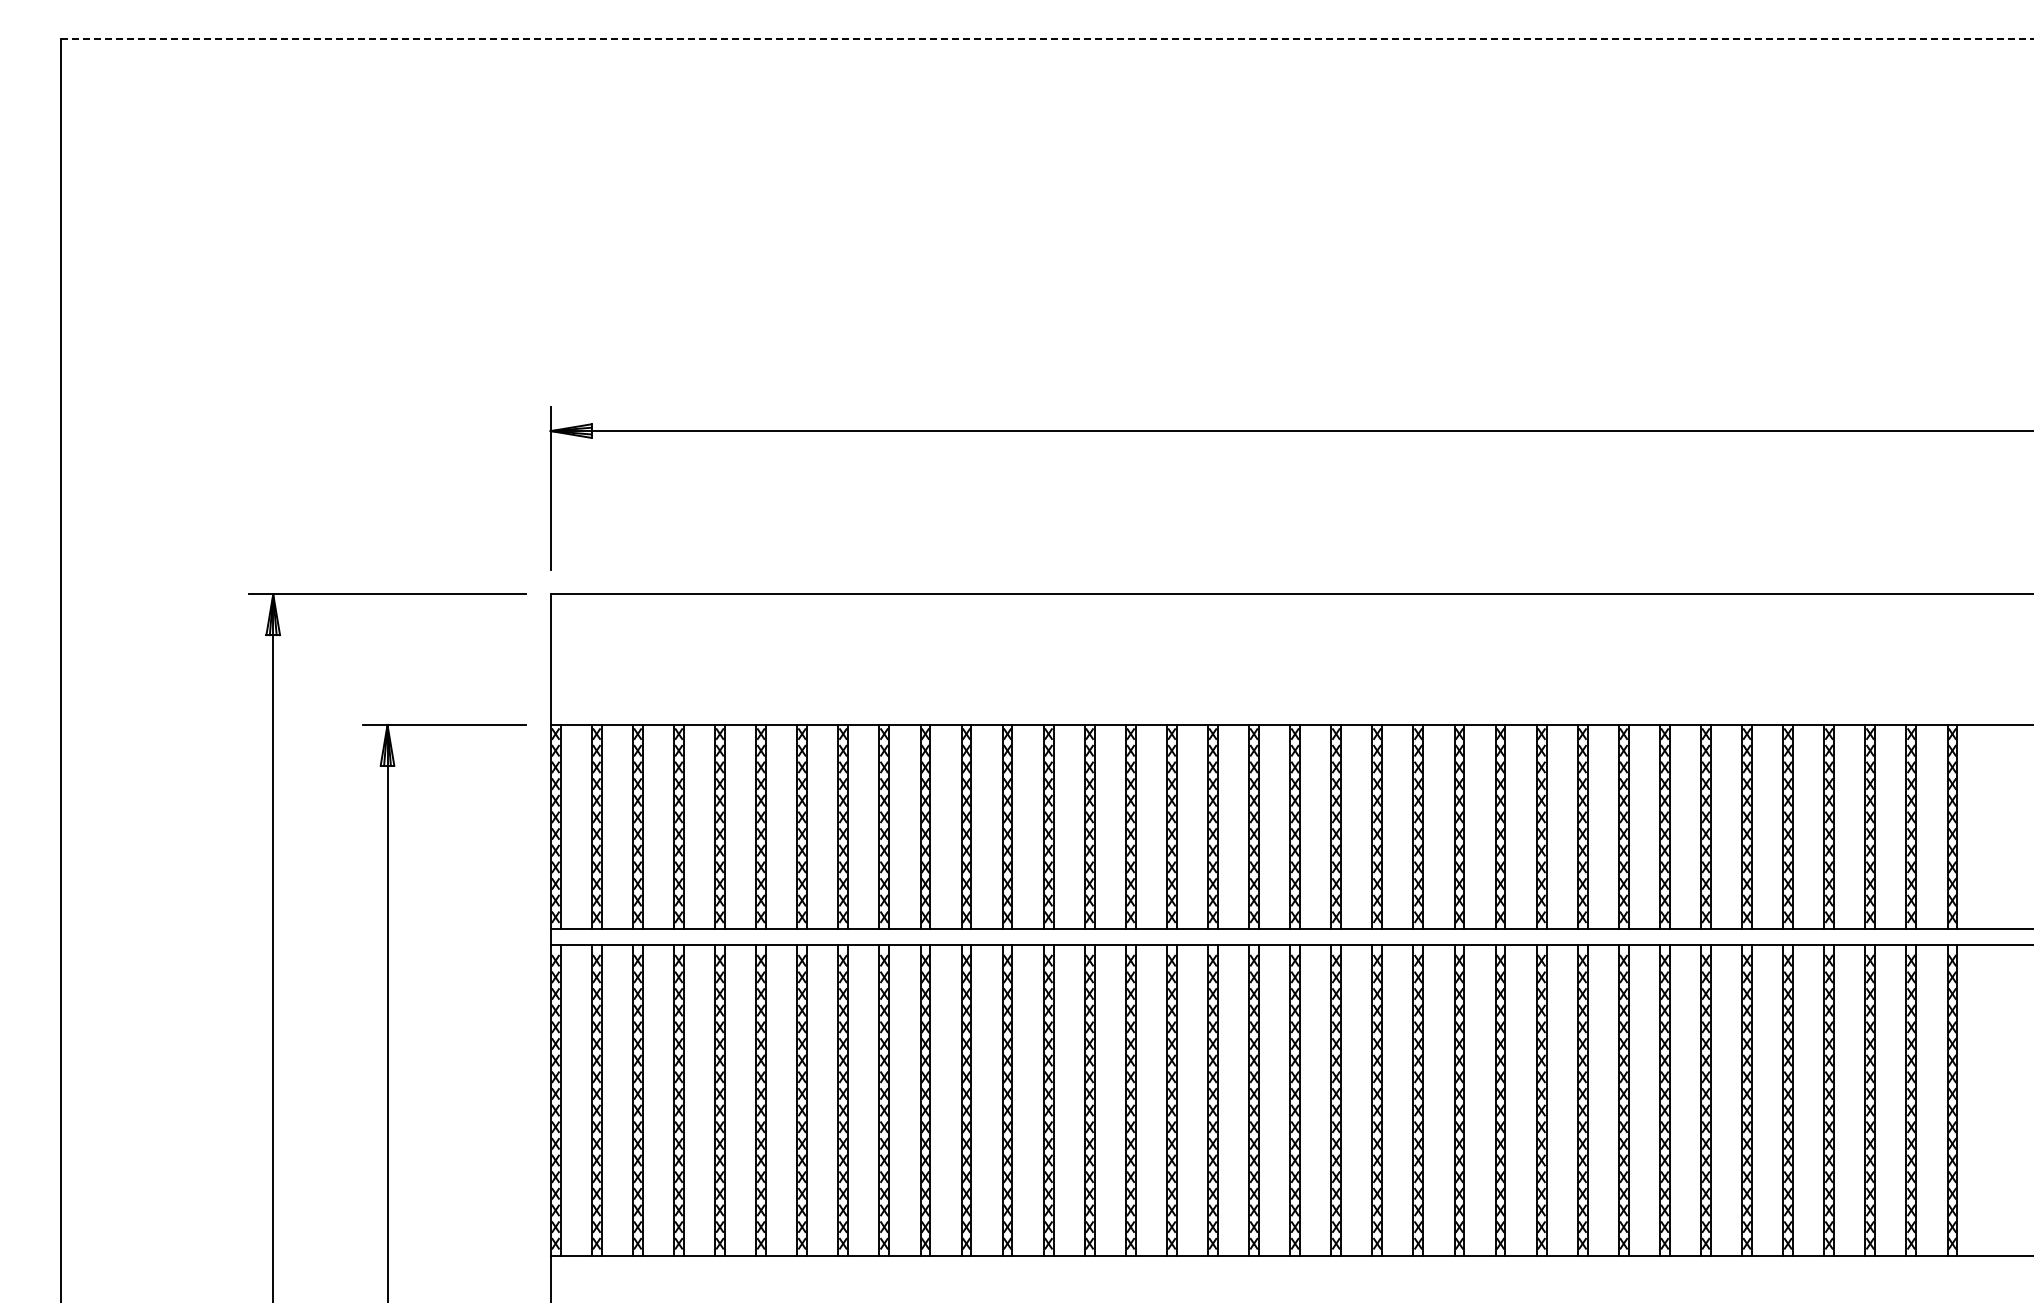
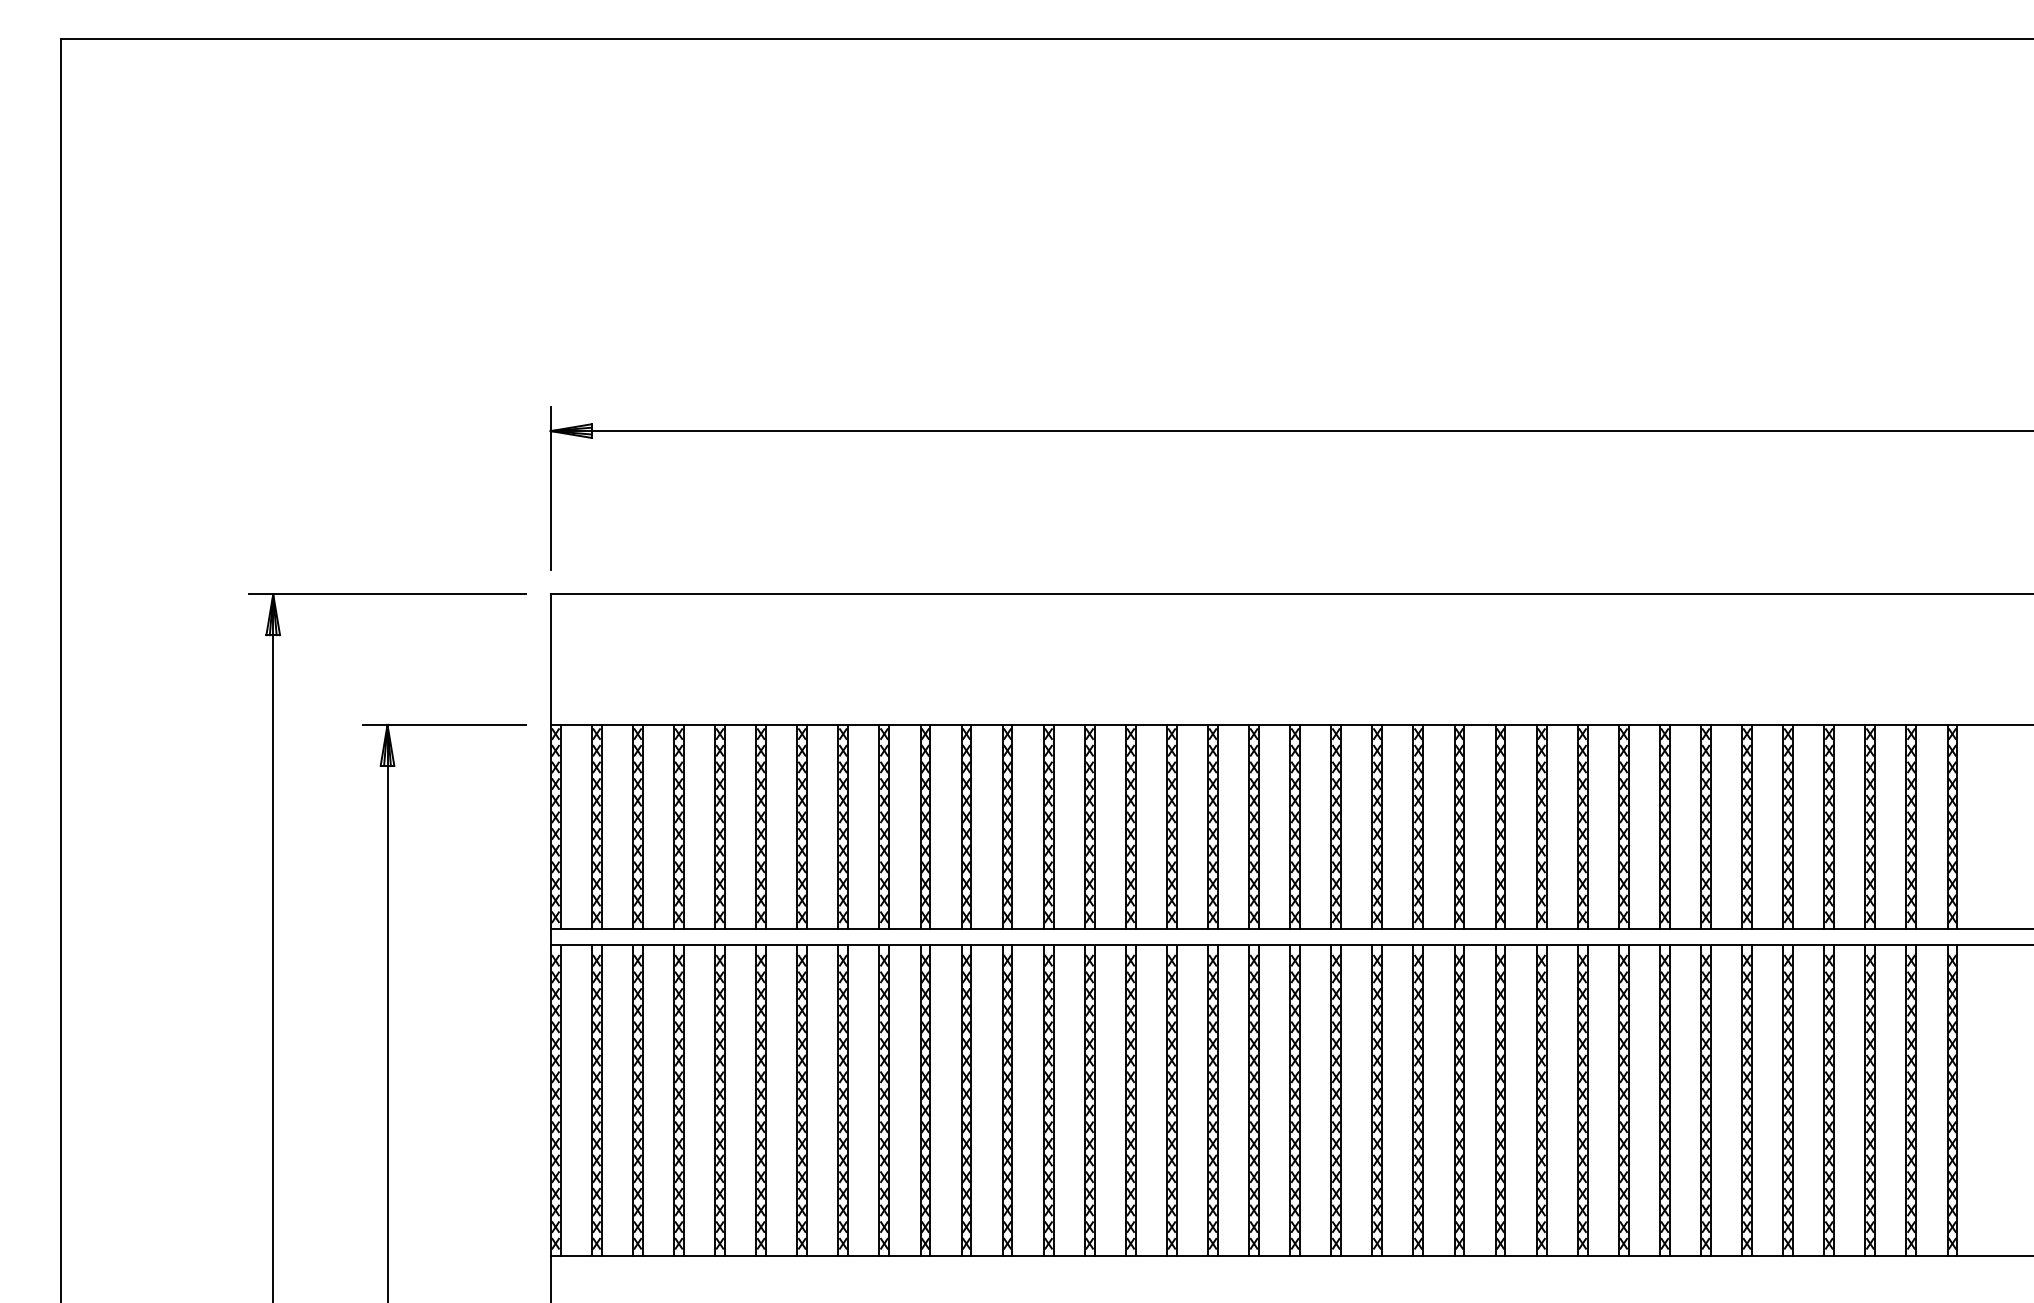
line: dashed -> solid (1047, 39)
